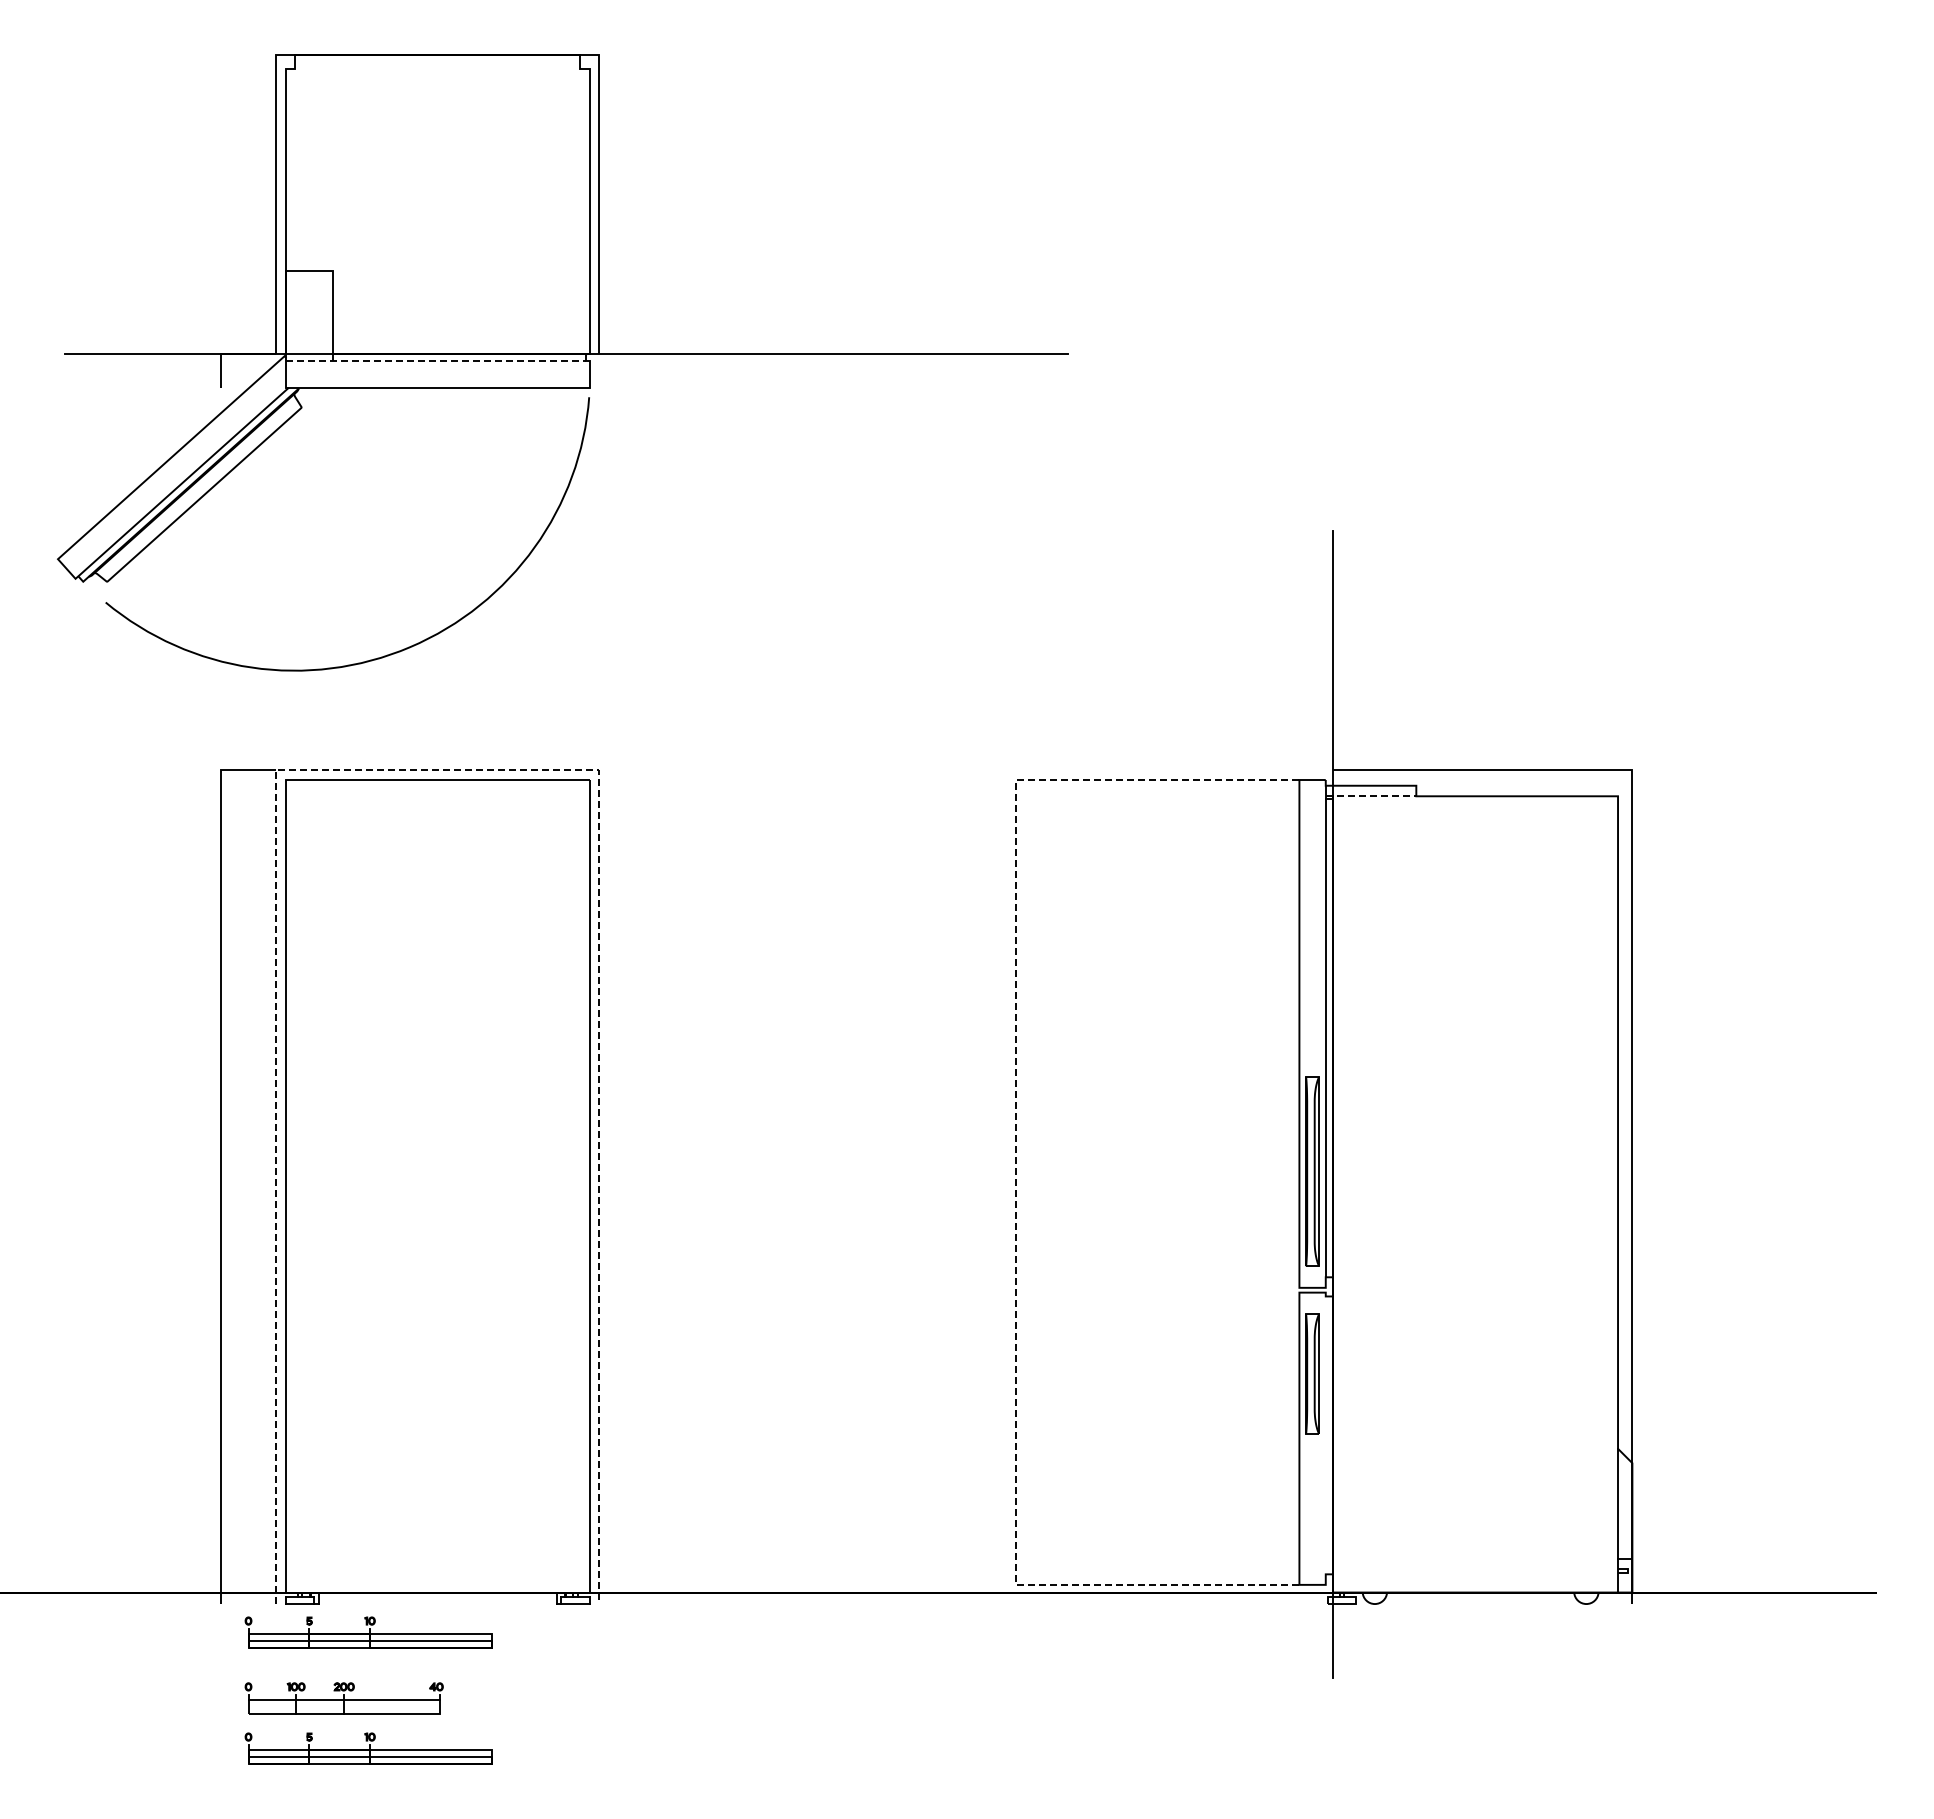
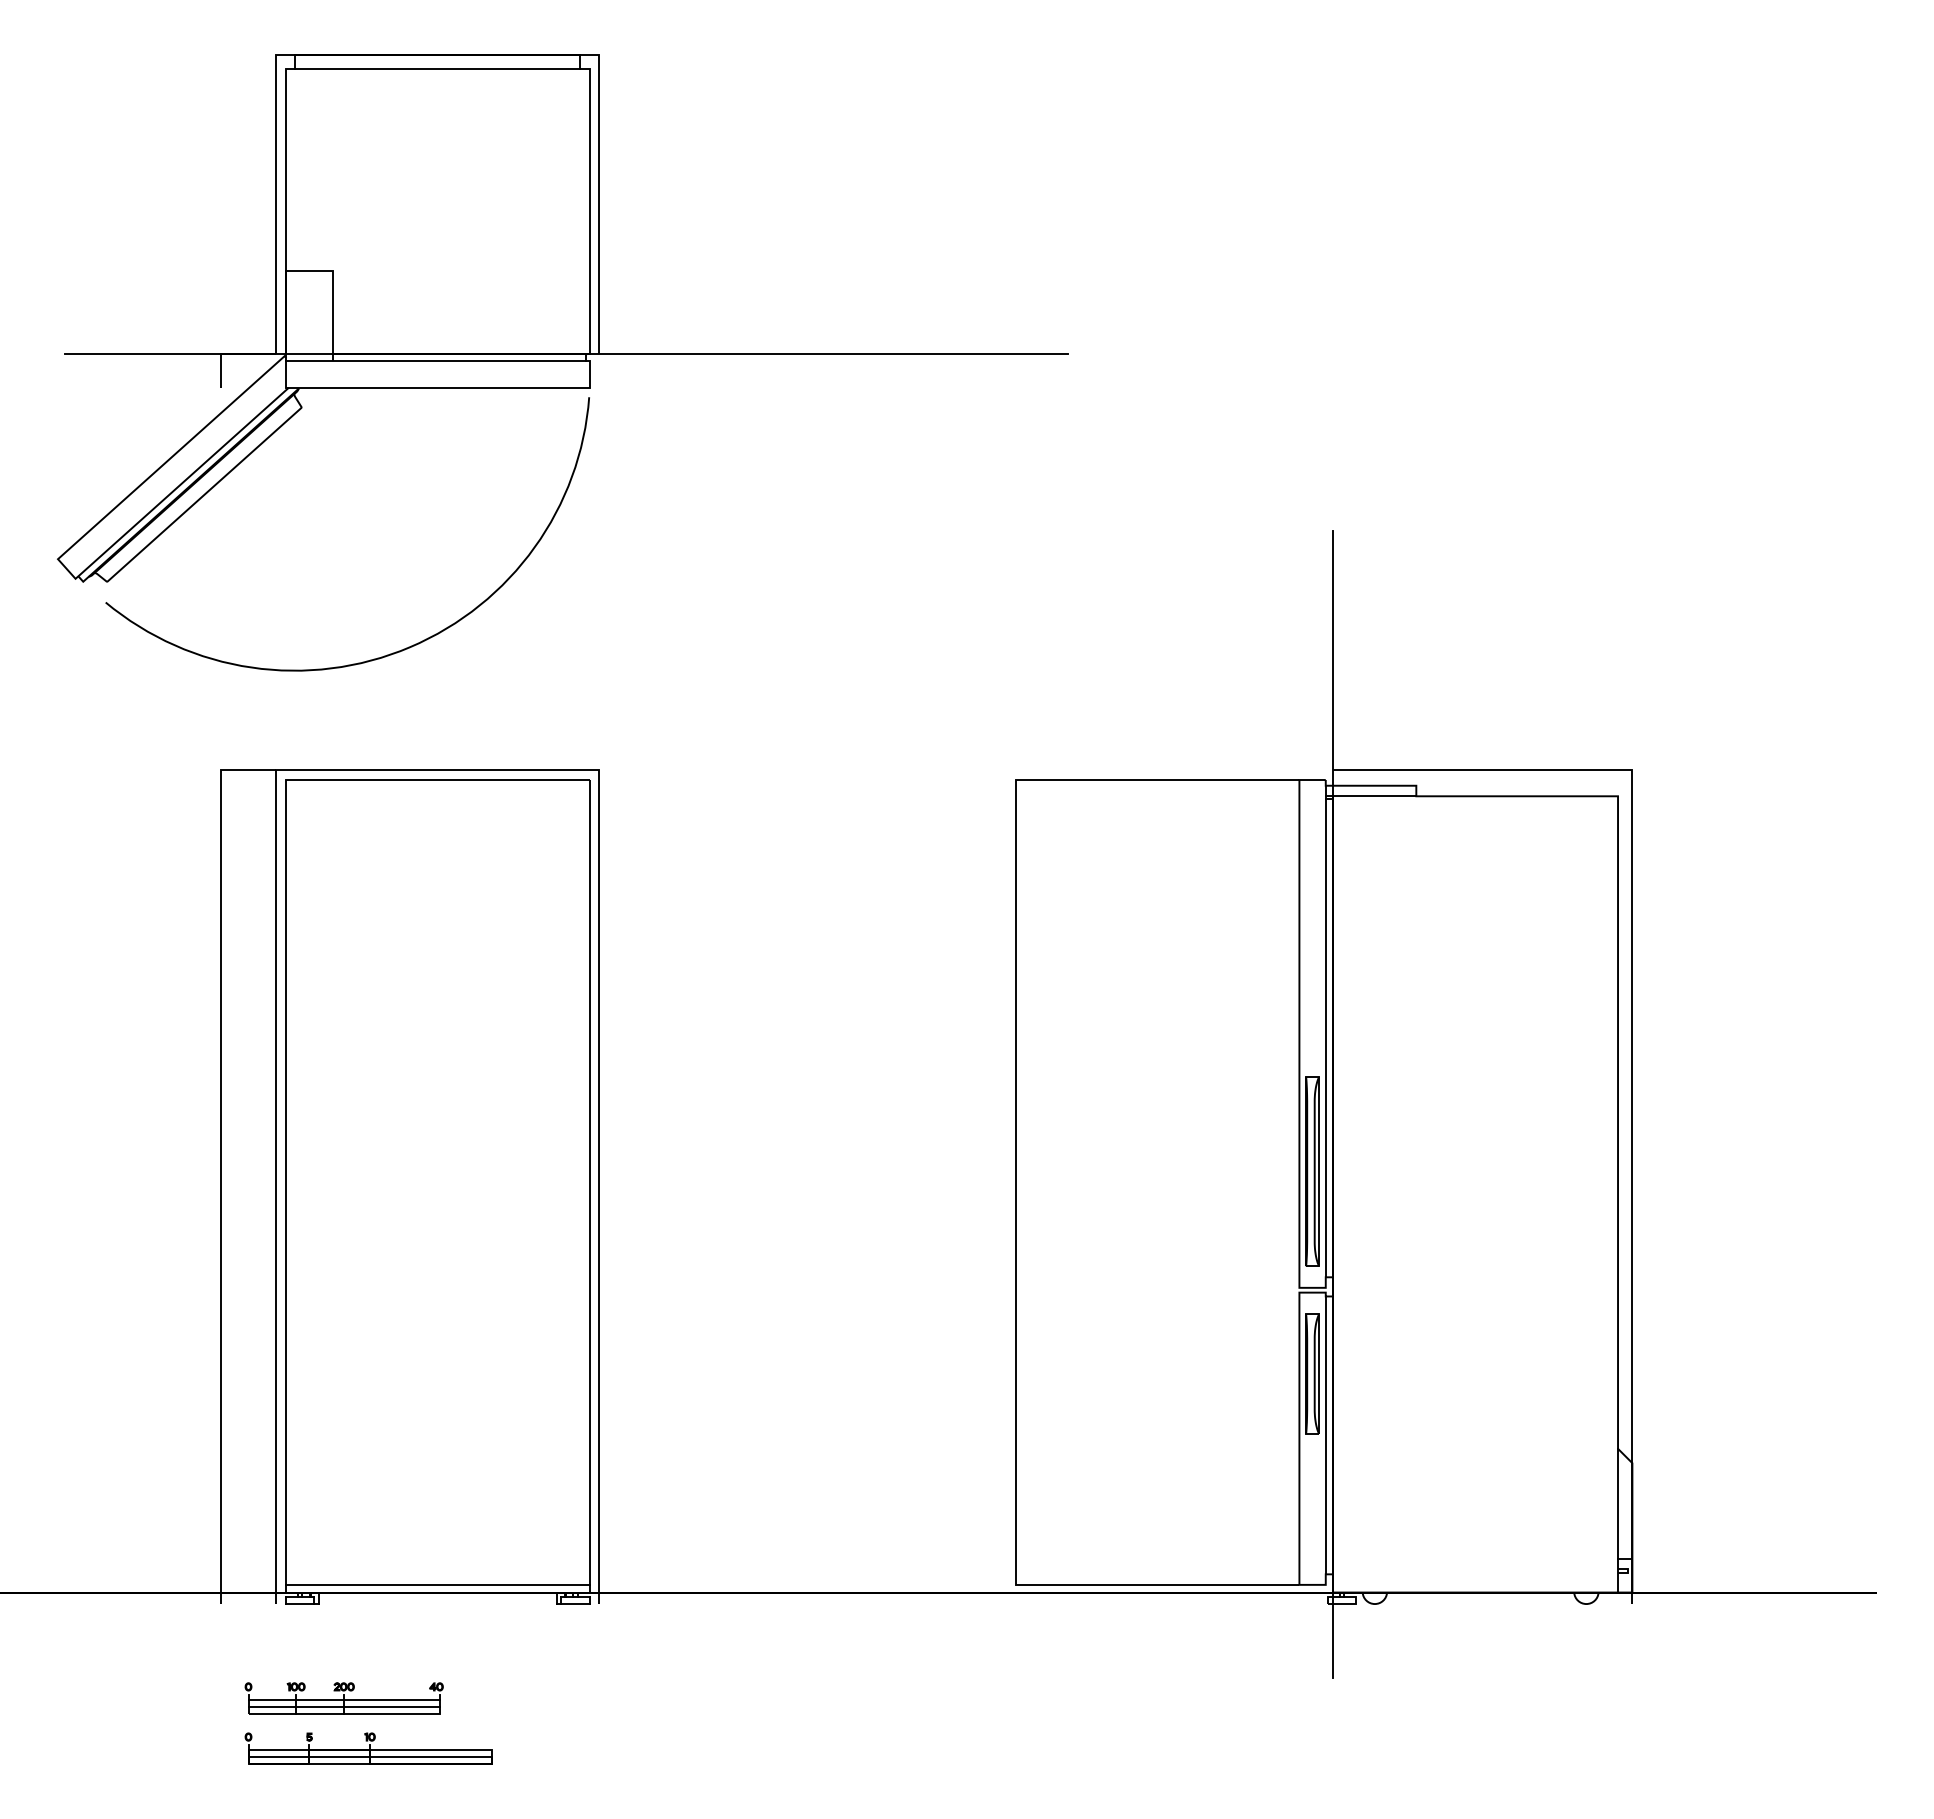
line: none -> present (437, 68)
line: dashed -> solid (436, 361)
line: dashed -> solid (437, 770)
line: dashed -> solid (1371, 796)
line: dashed -> solid (1016, 1182)
line: none -> present (1325, 1435)
line: none -> present (437, 1584)
part: present -> none (368, 1632)
line: none -> present (344, 1707)
